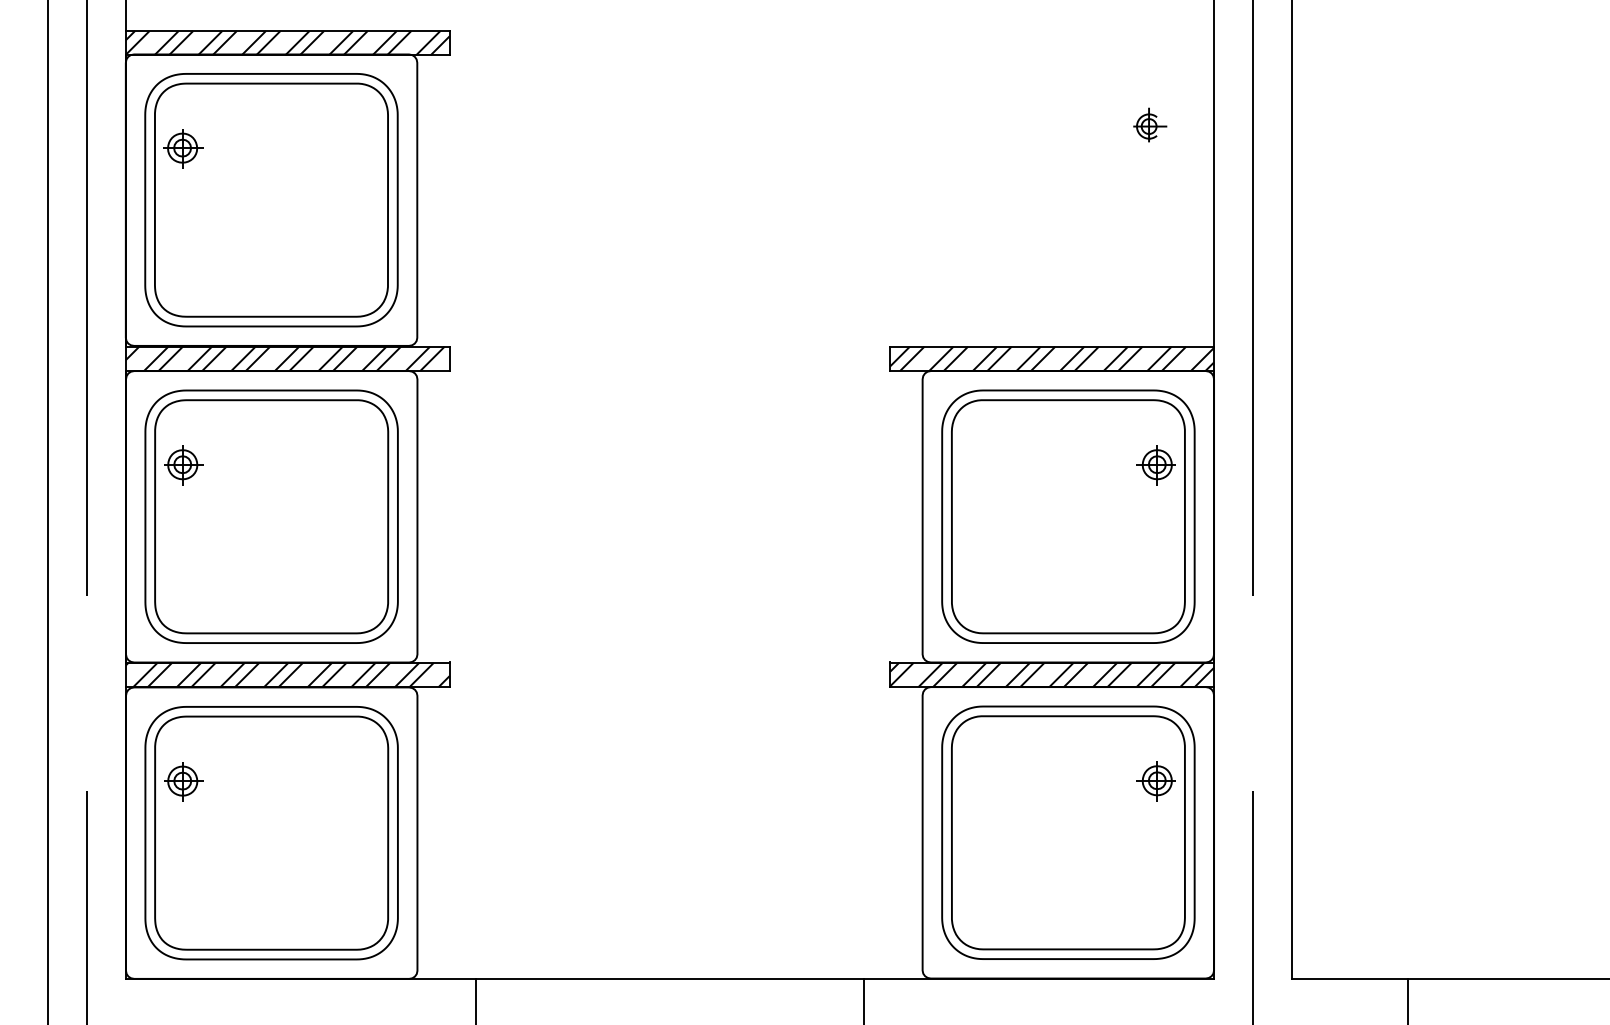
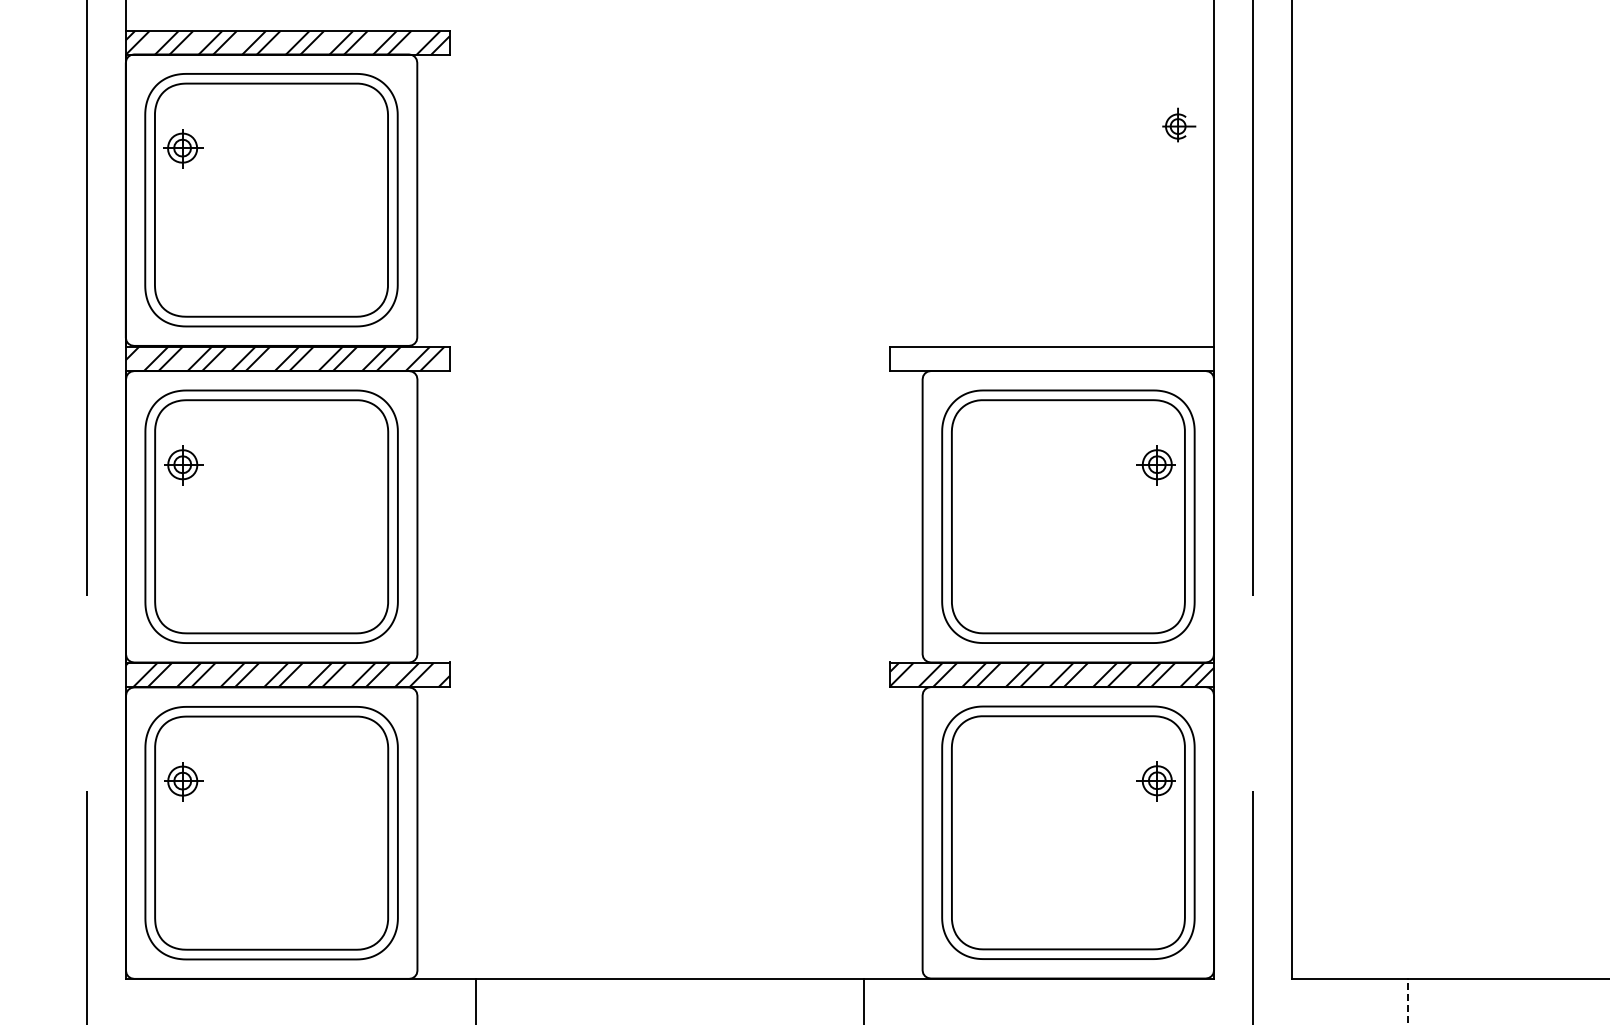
part position: (1150, 124) -> (1179, 124) (1179, 124)
hatch: present -> none (1052, 358)
line: present -> none (48, 511)
line: solid -> dashed (1408, 1001)
